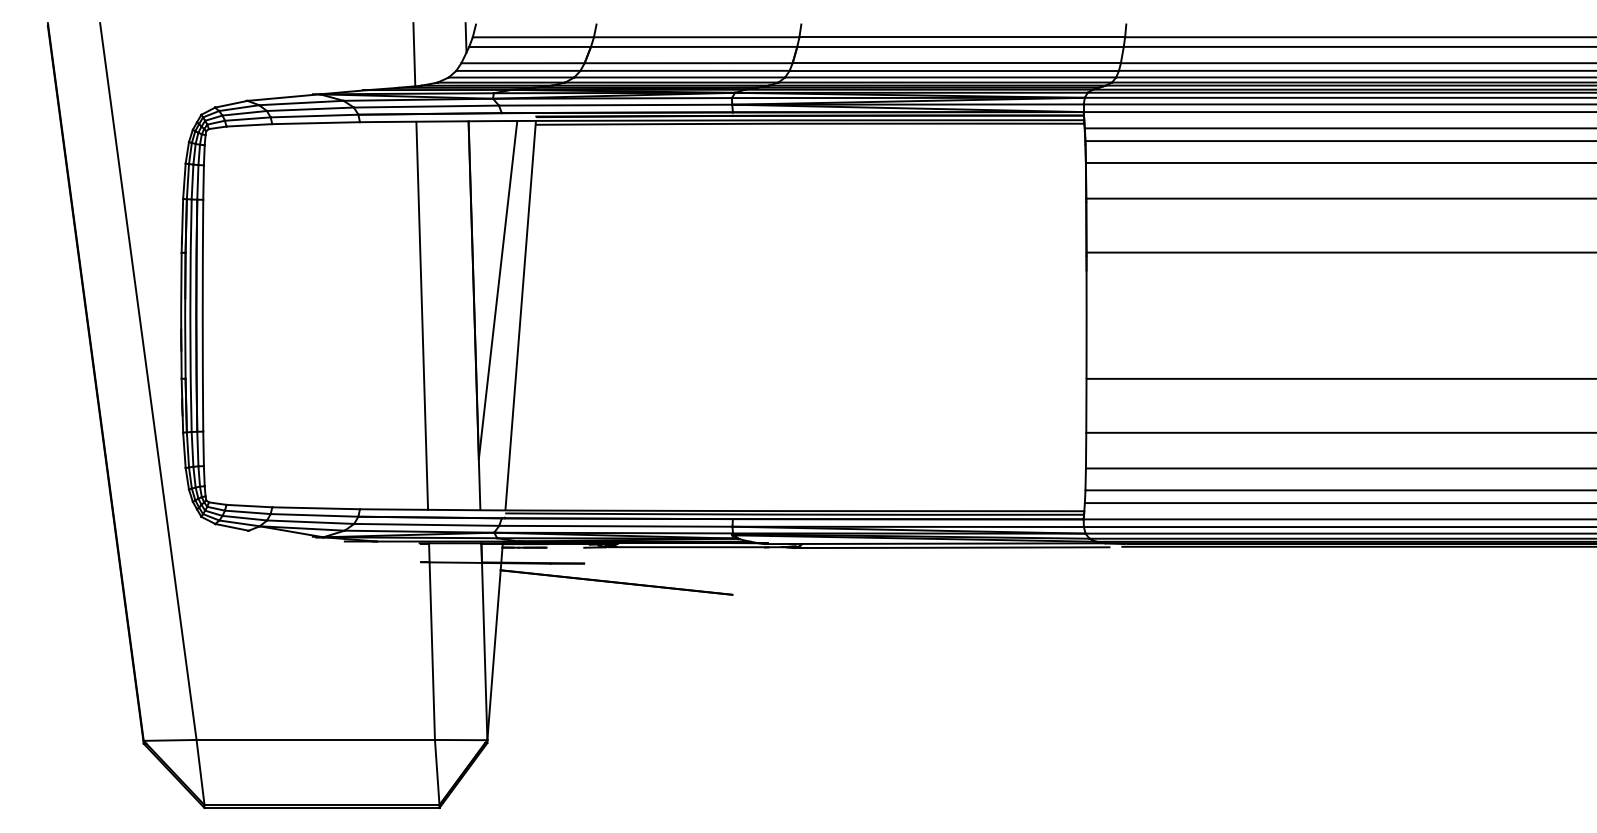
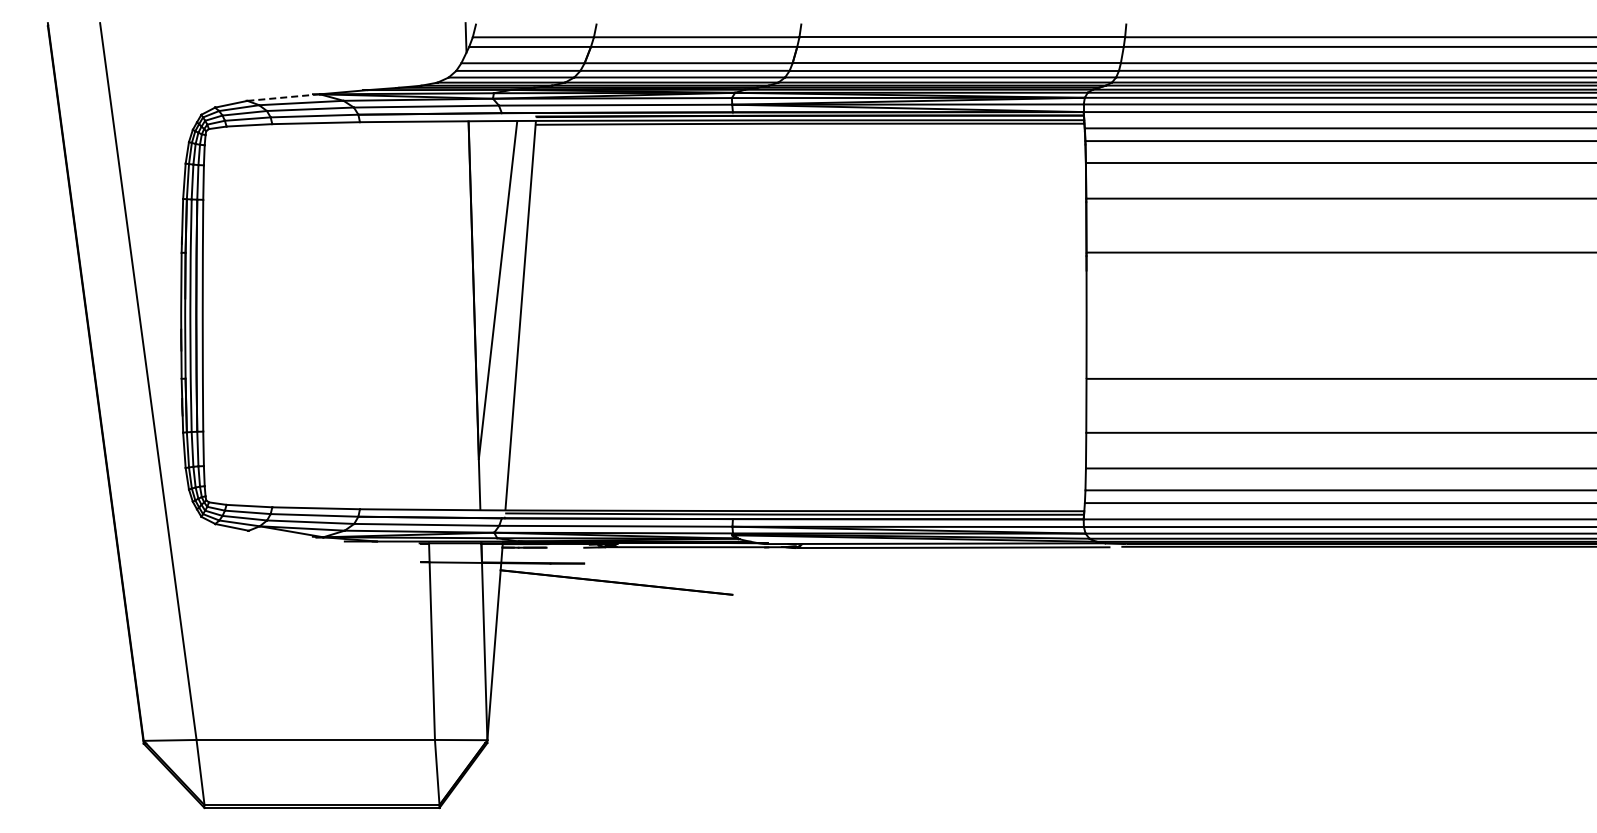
line: present -> none (414, 54)
line: solid -> dashed (283, 97)
line: present -> none (422, 315)
